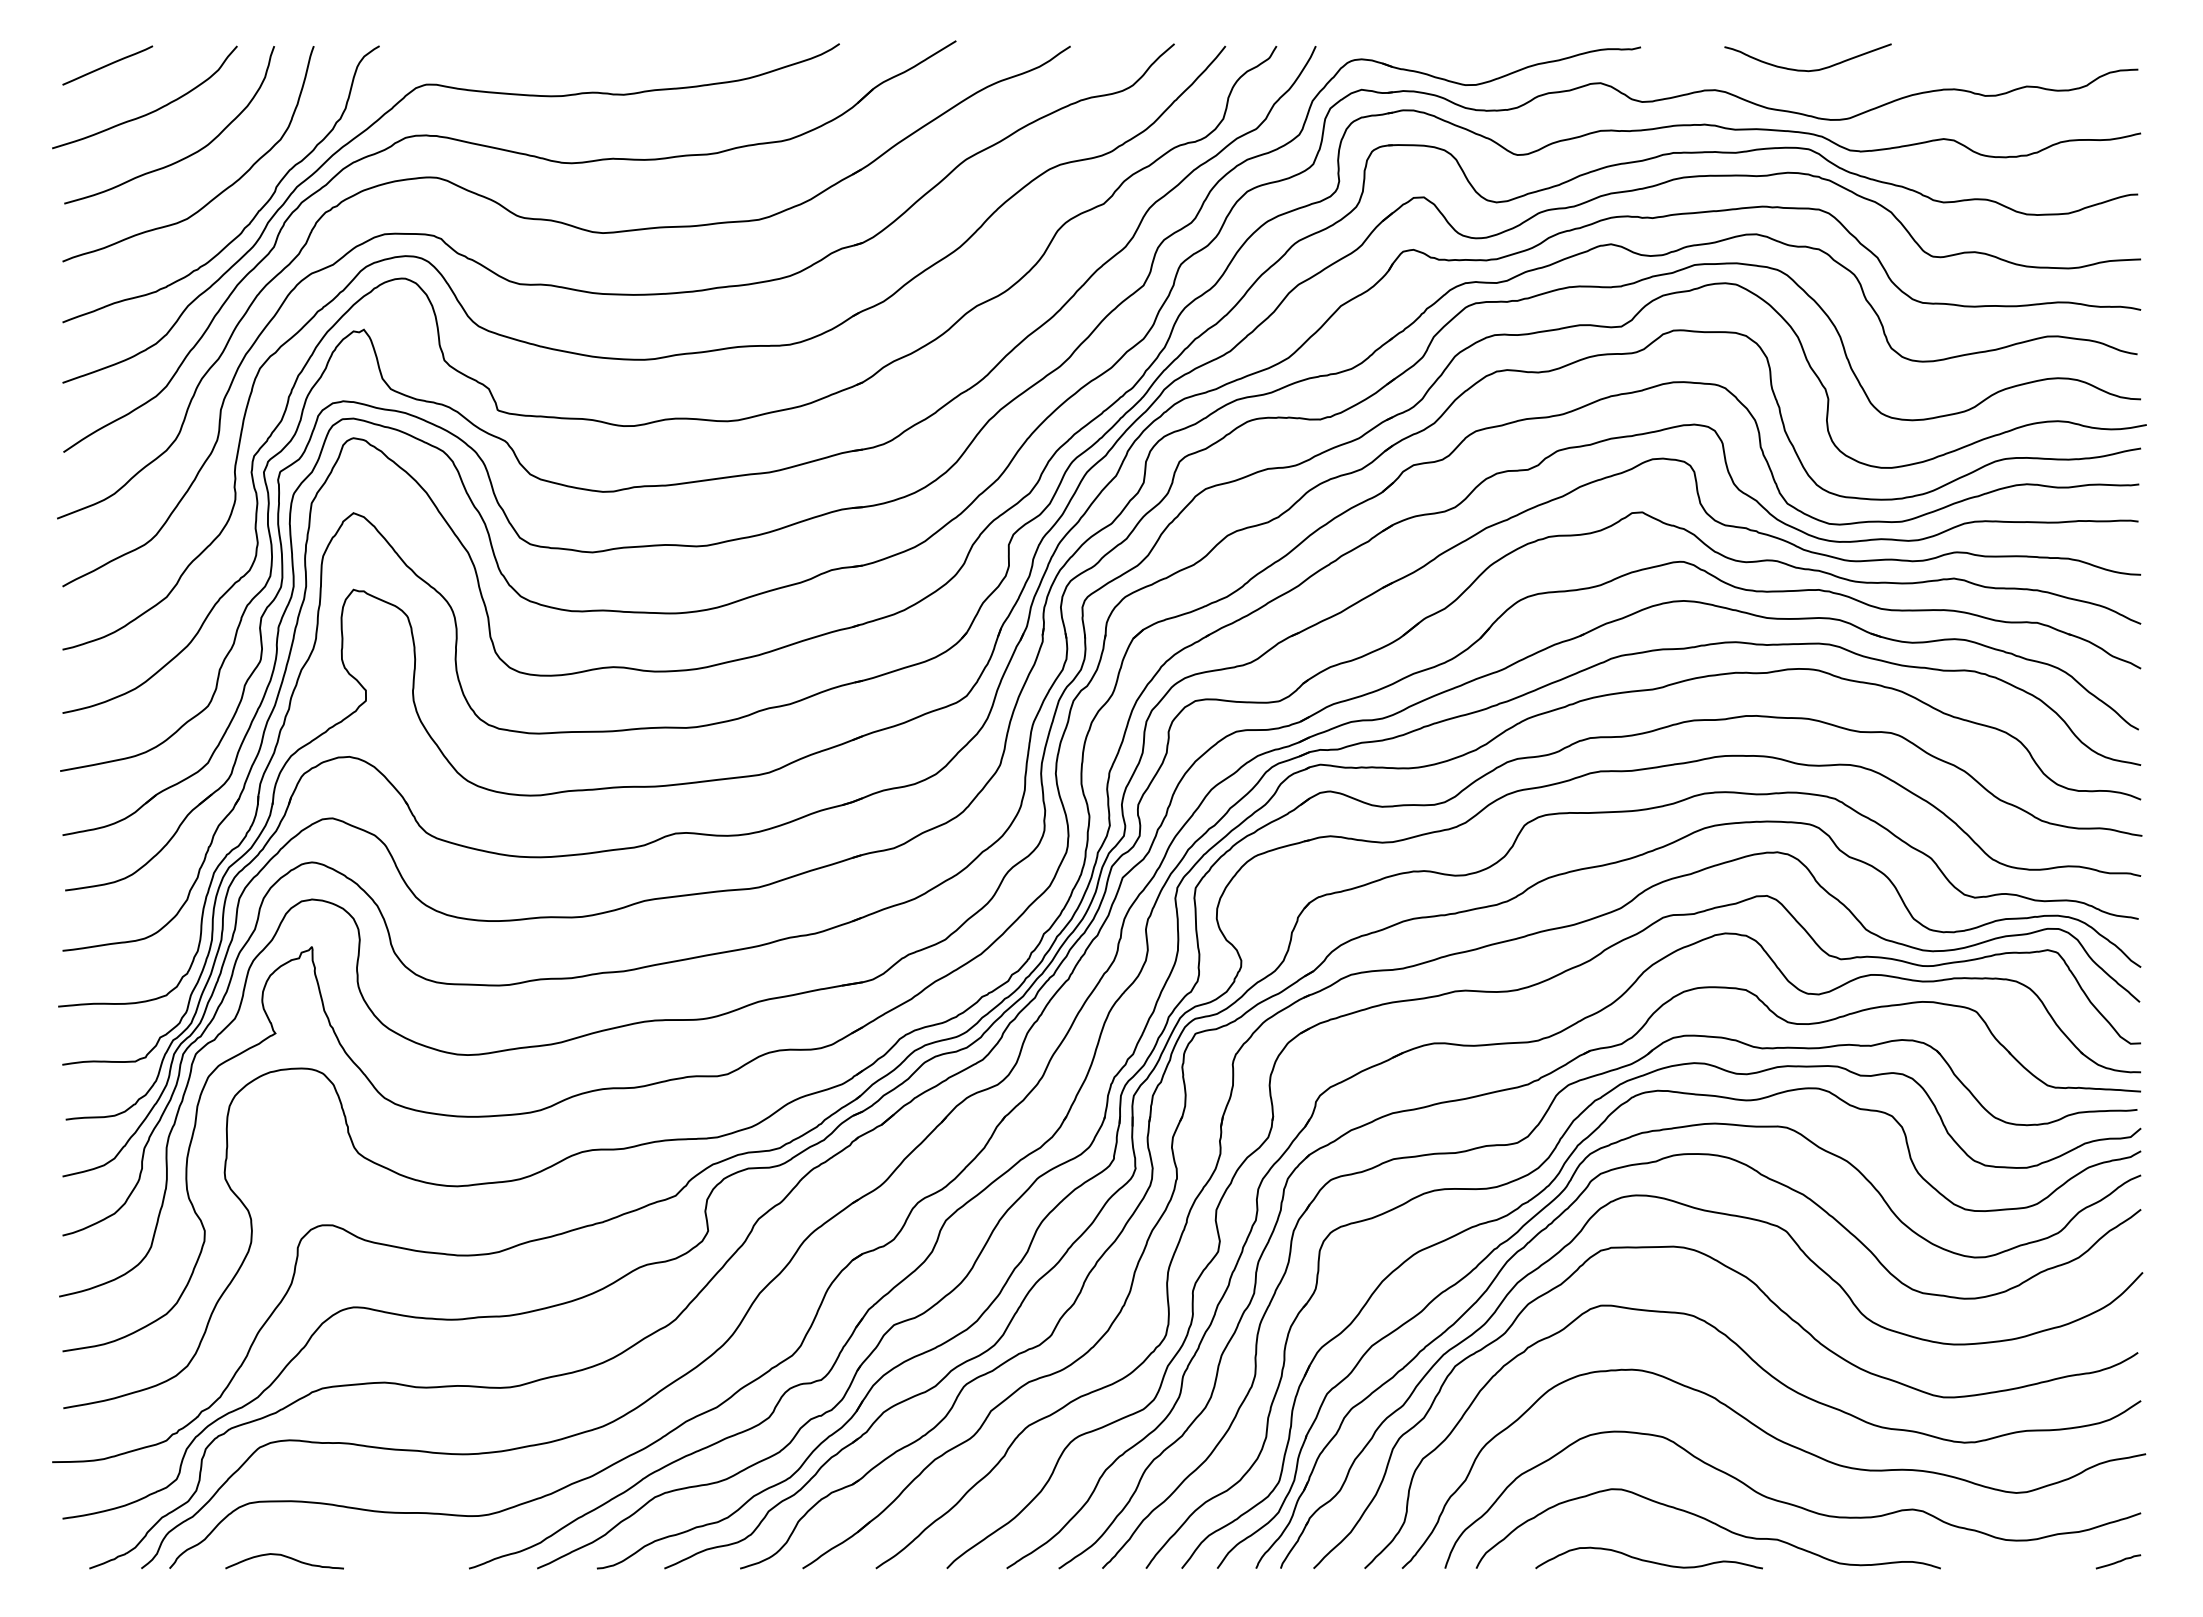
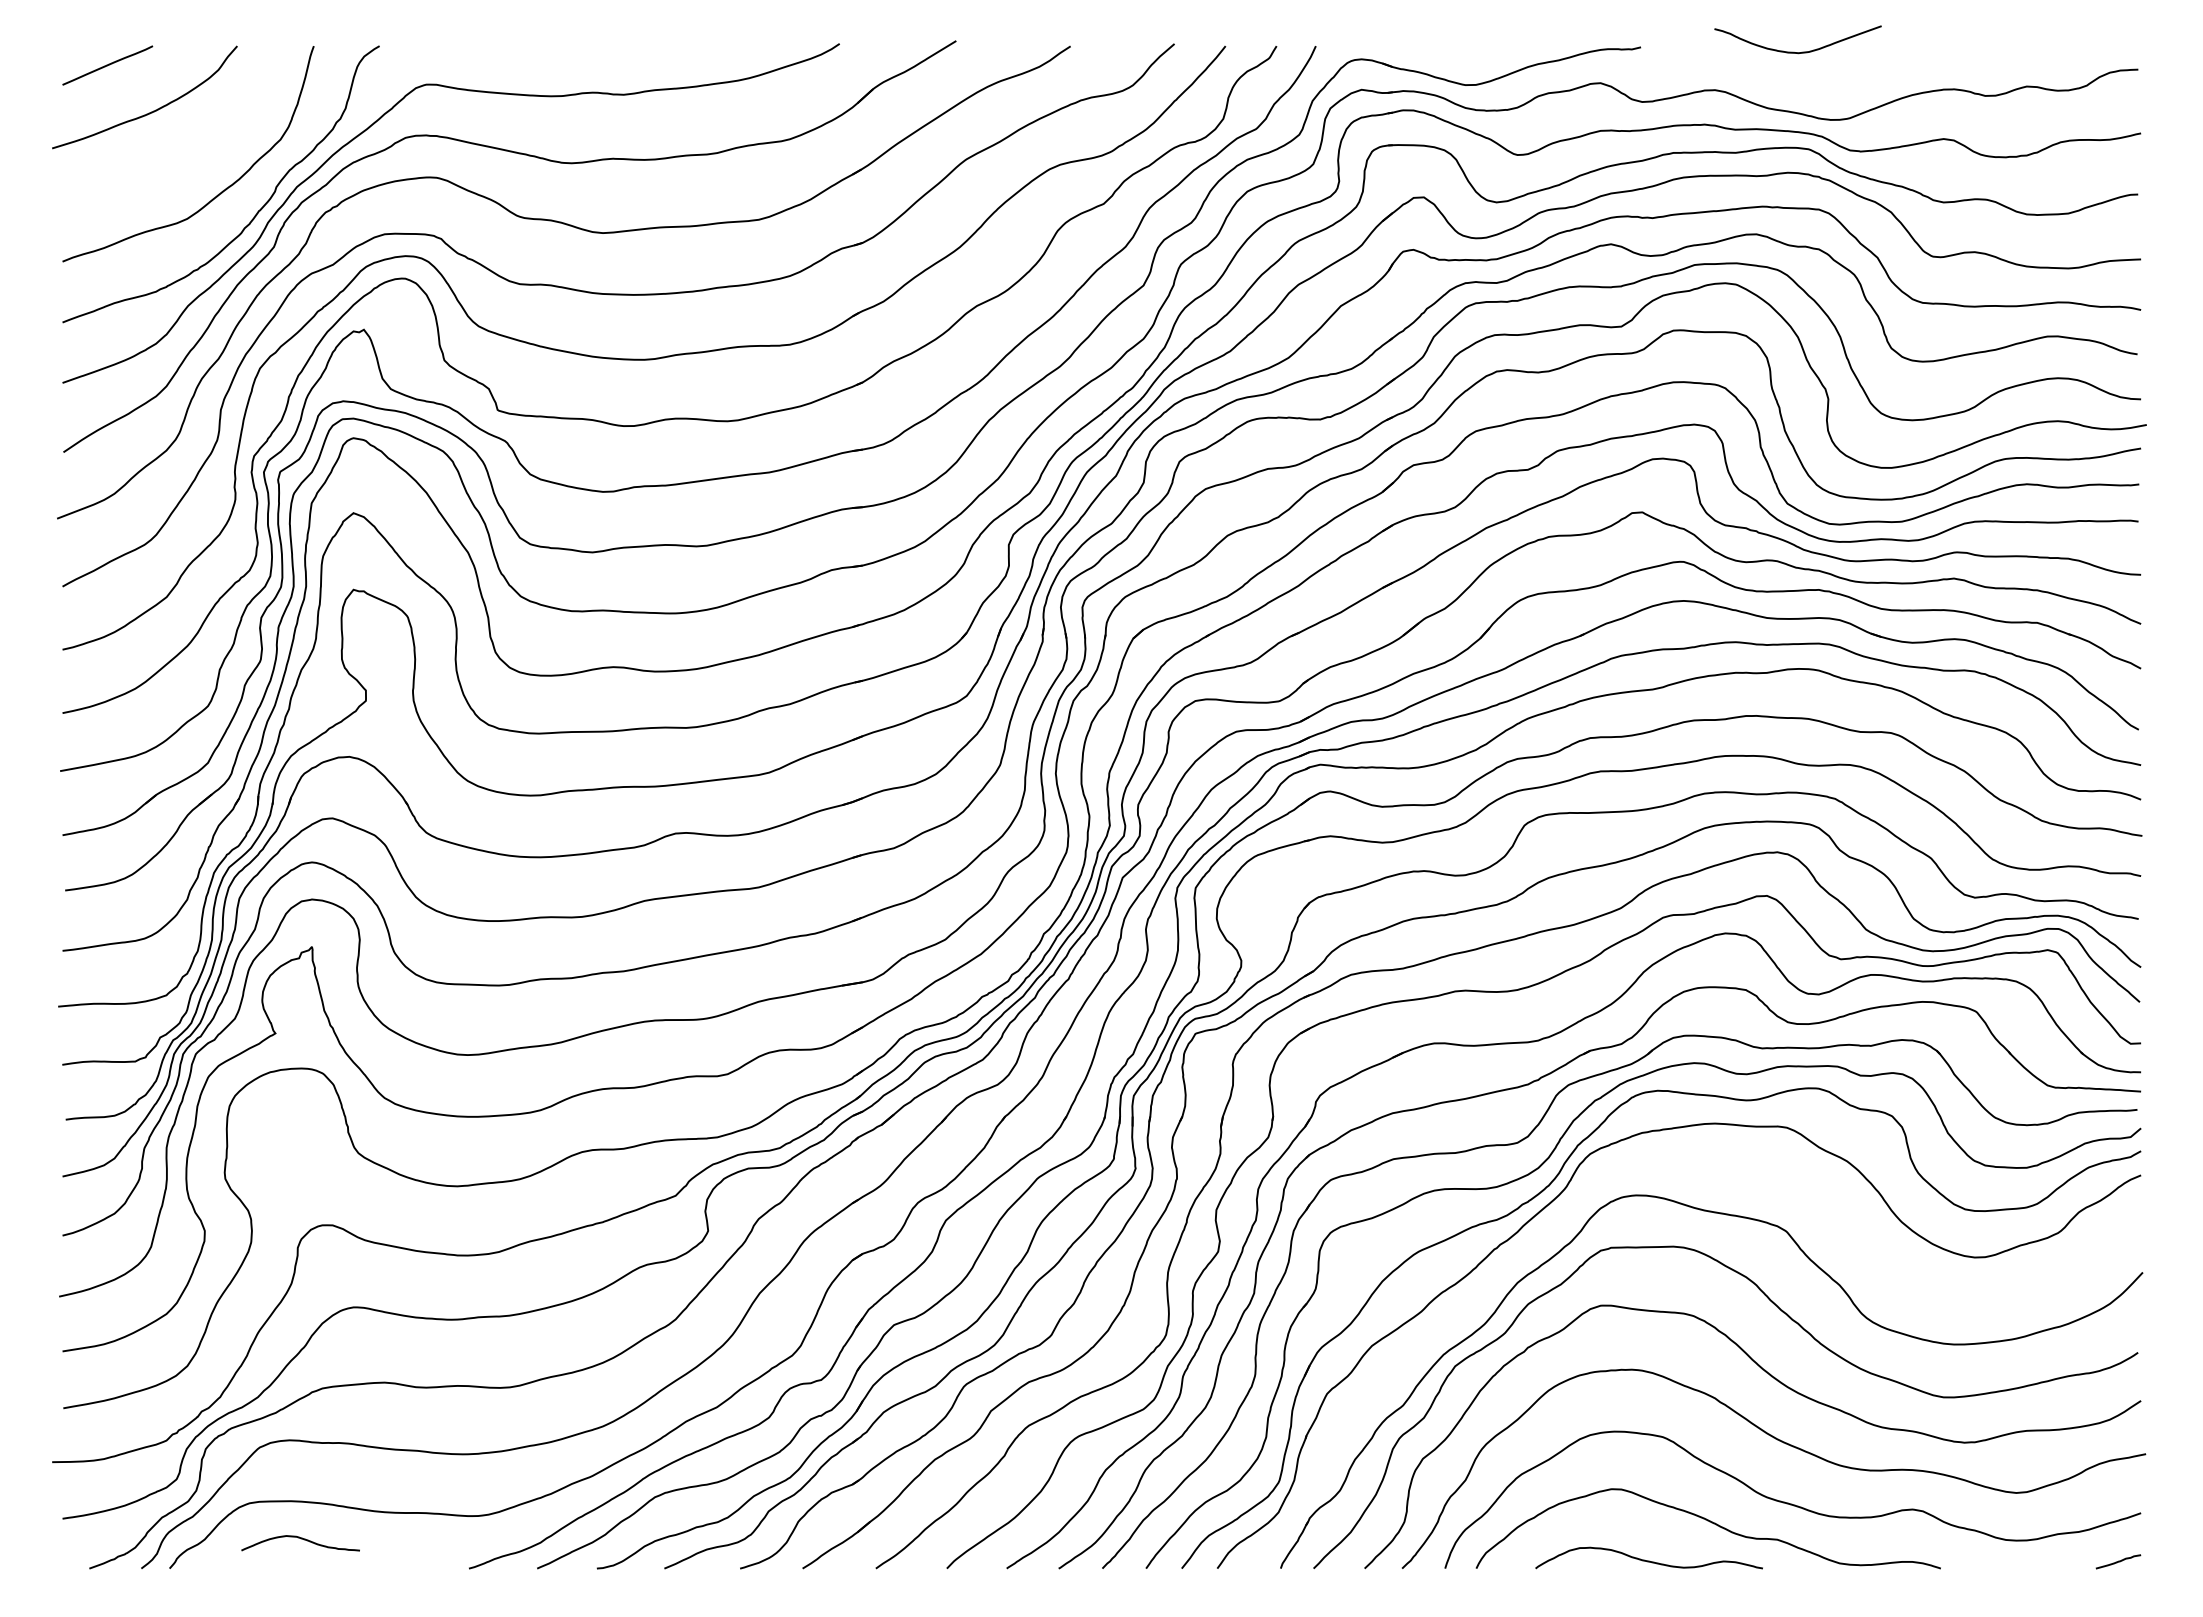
curve position: (1803, 69) -> (1793, 51) (1793, 51)
curve: present -> none (184, 157)
part: present -> none (1772, 1181)
curve position: (285, 1557) -> (301, 1539) (301, 1539)
